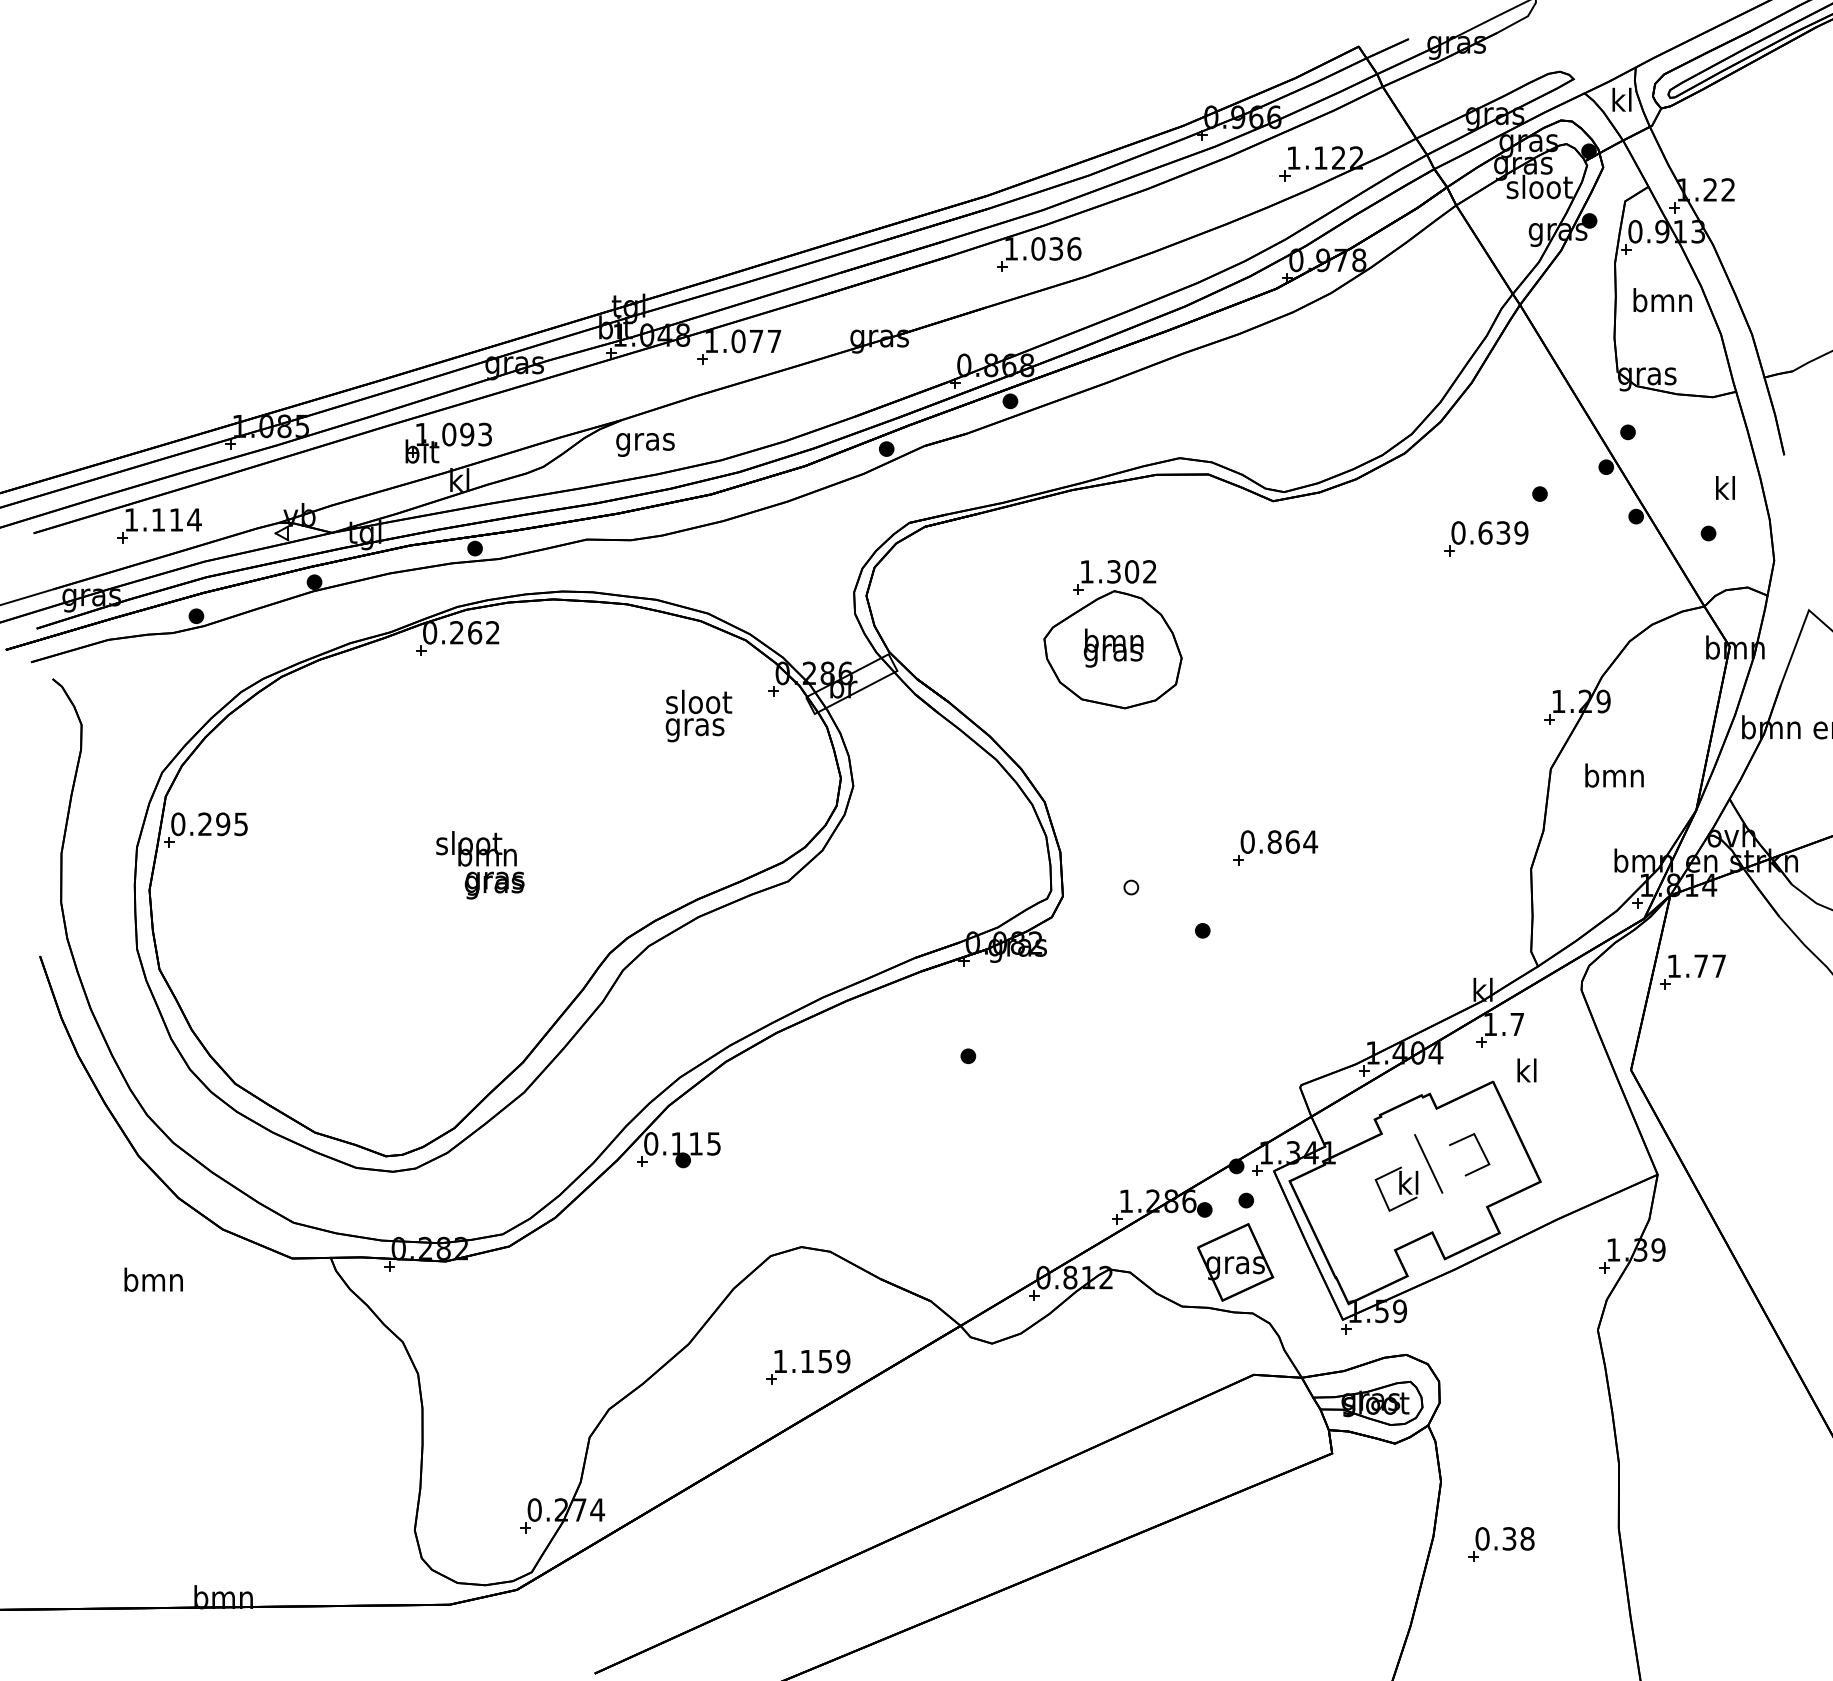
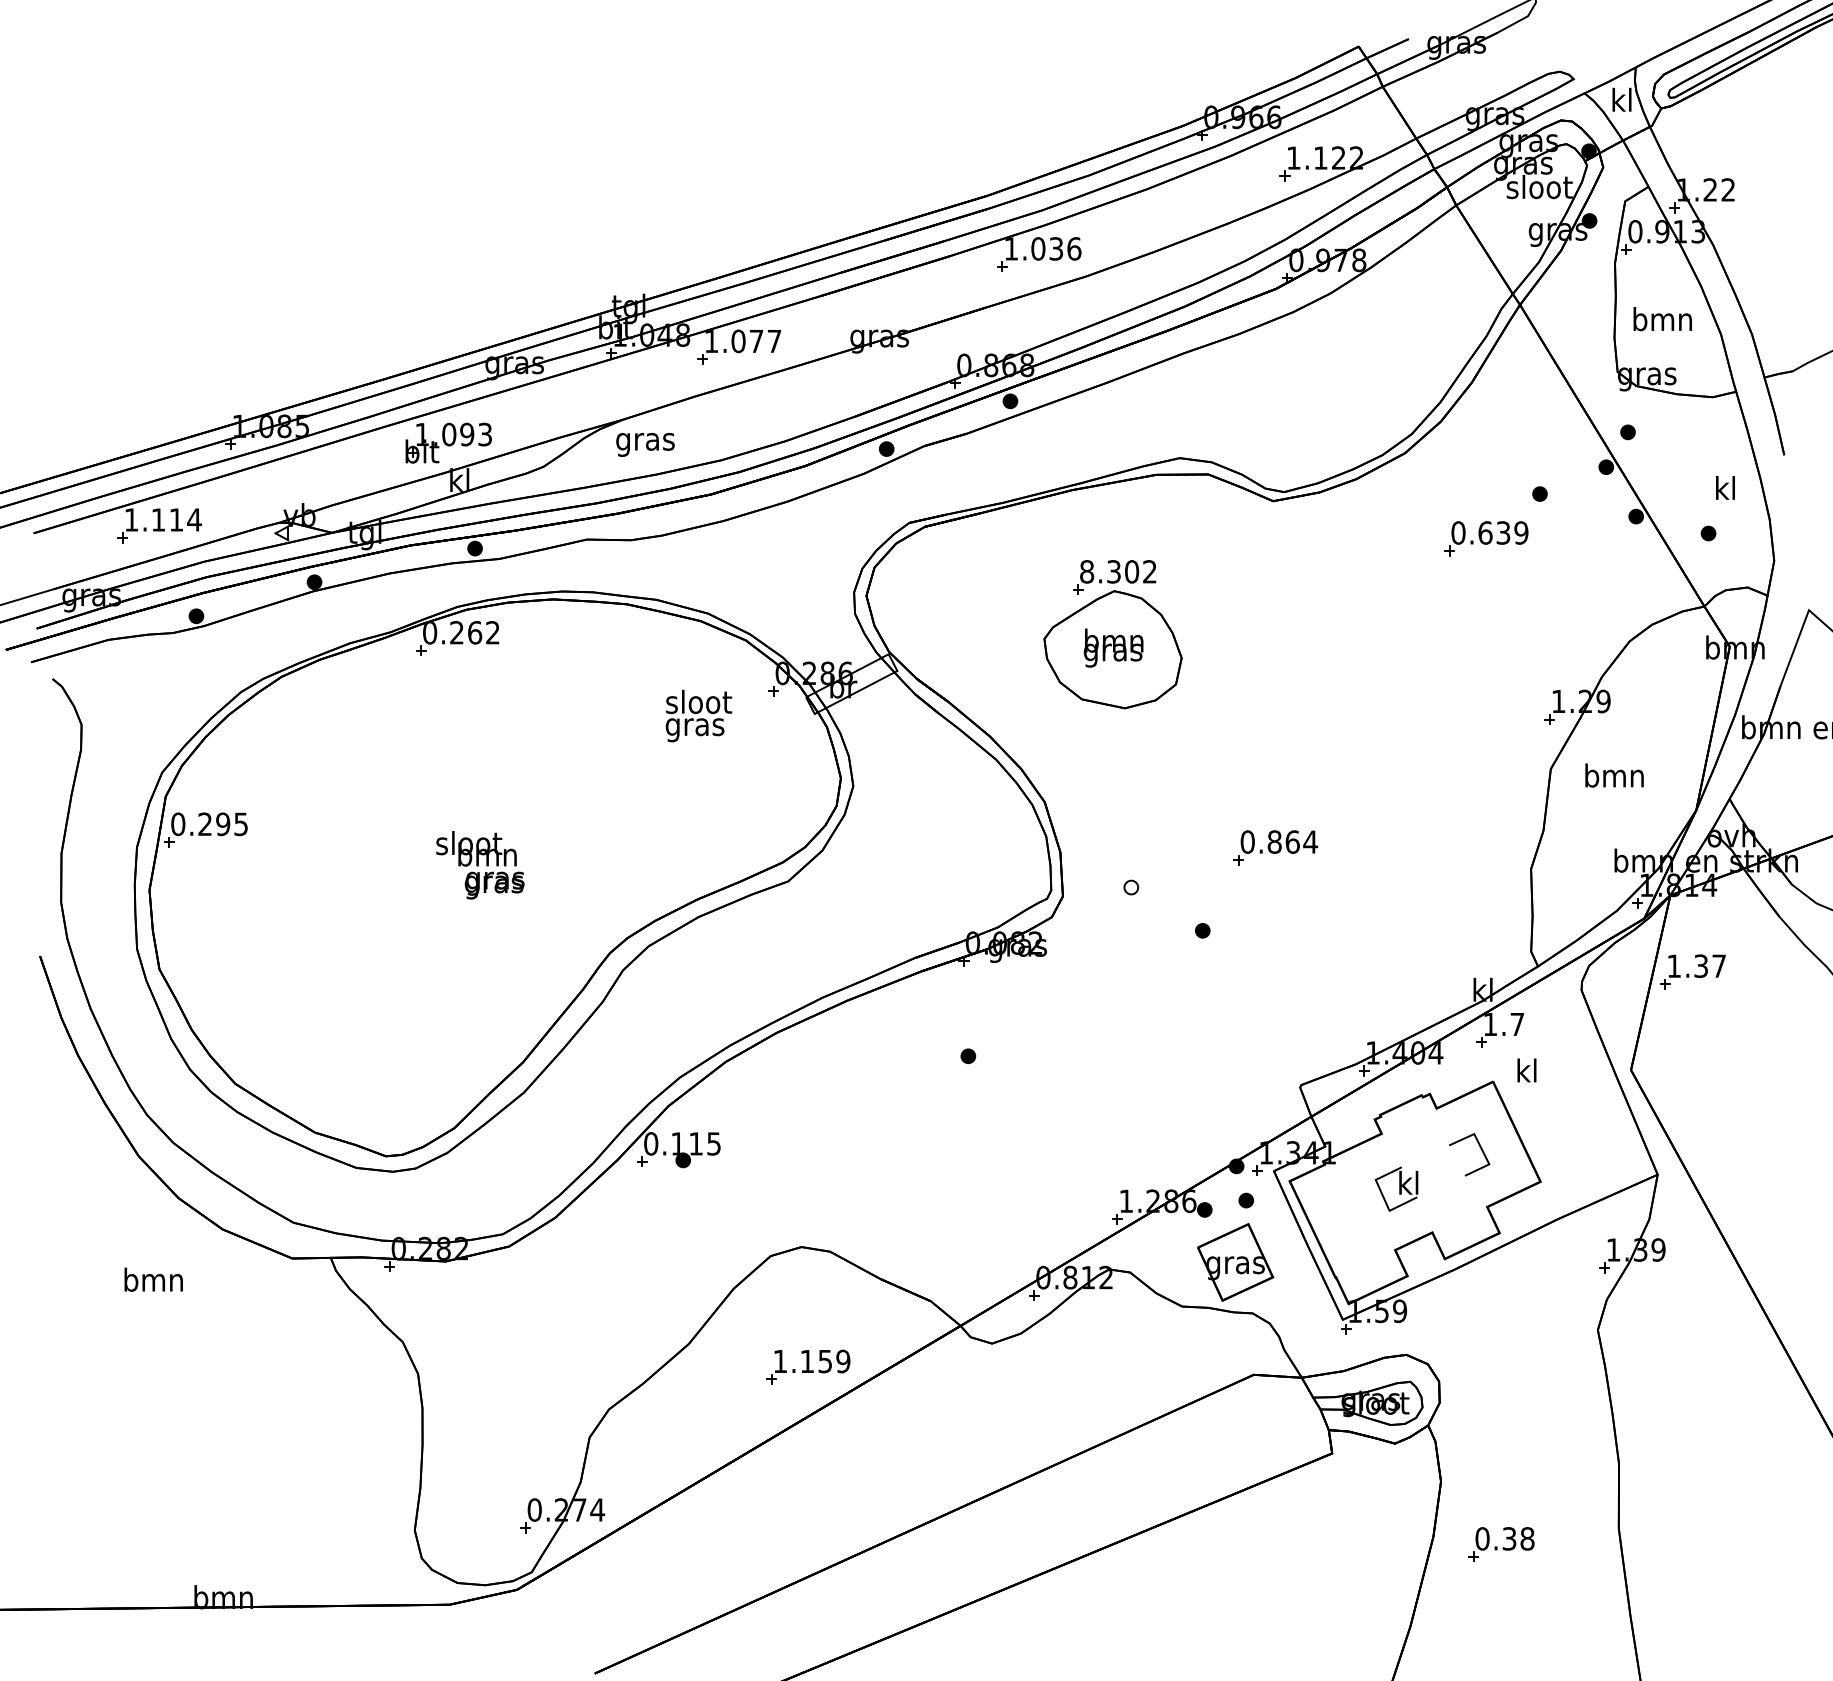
text position: (1662, 300) -> (1662, 319) (1662, 319)
text: 1.302 -> 8.302 (1087, 571)
text: 1.77 -> 1.37 (1700, 966)
line: present -> none (1428, 1163)
